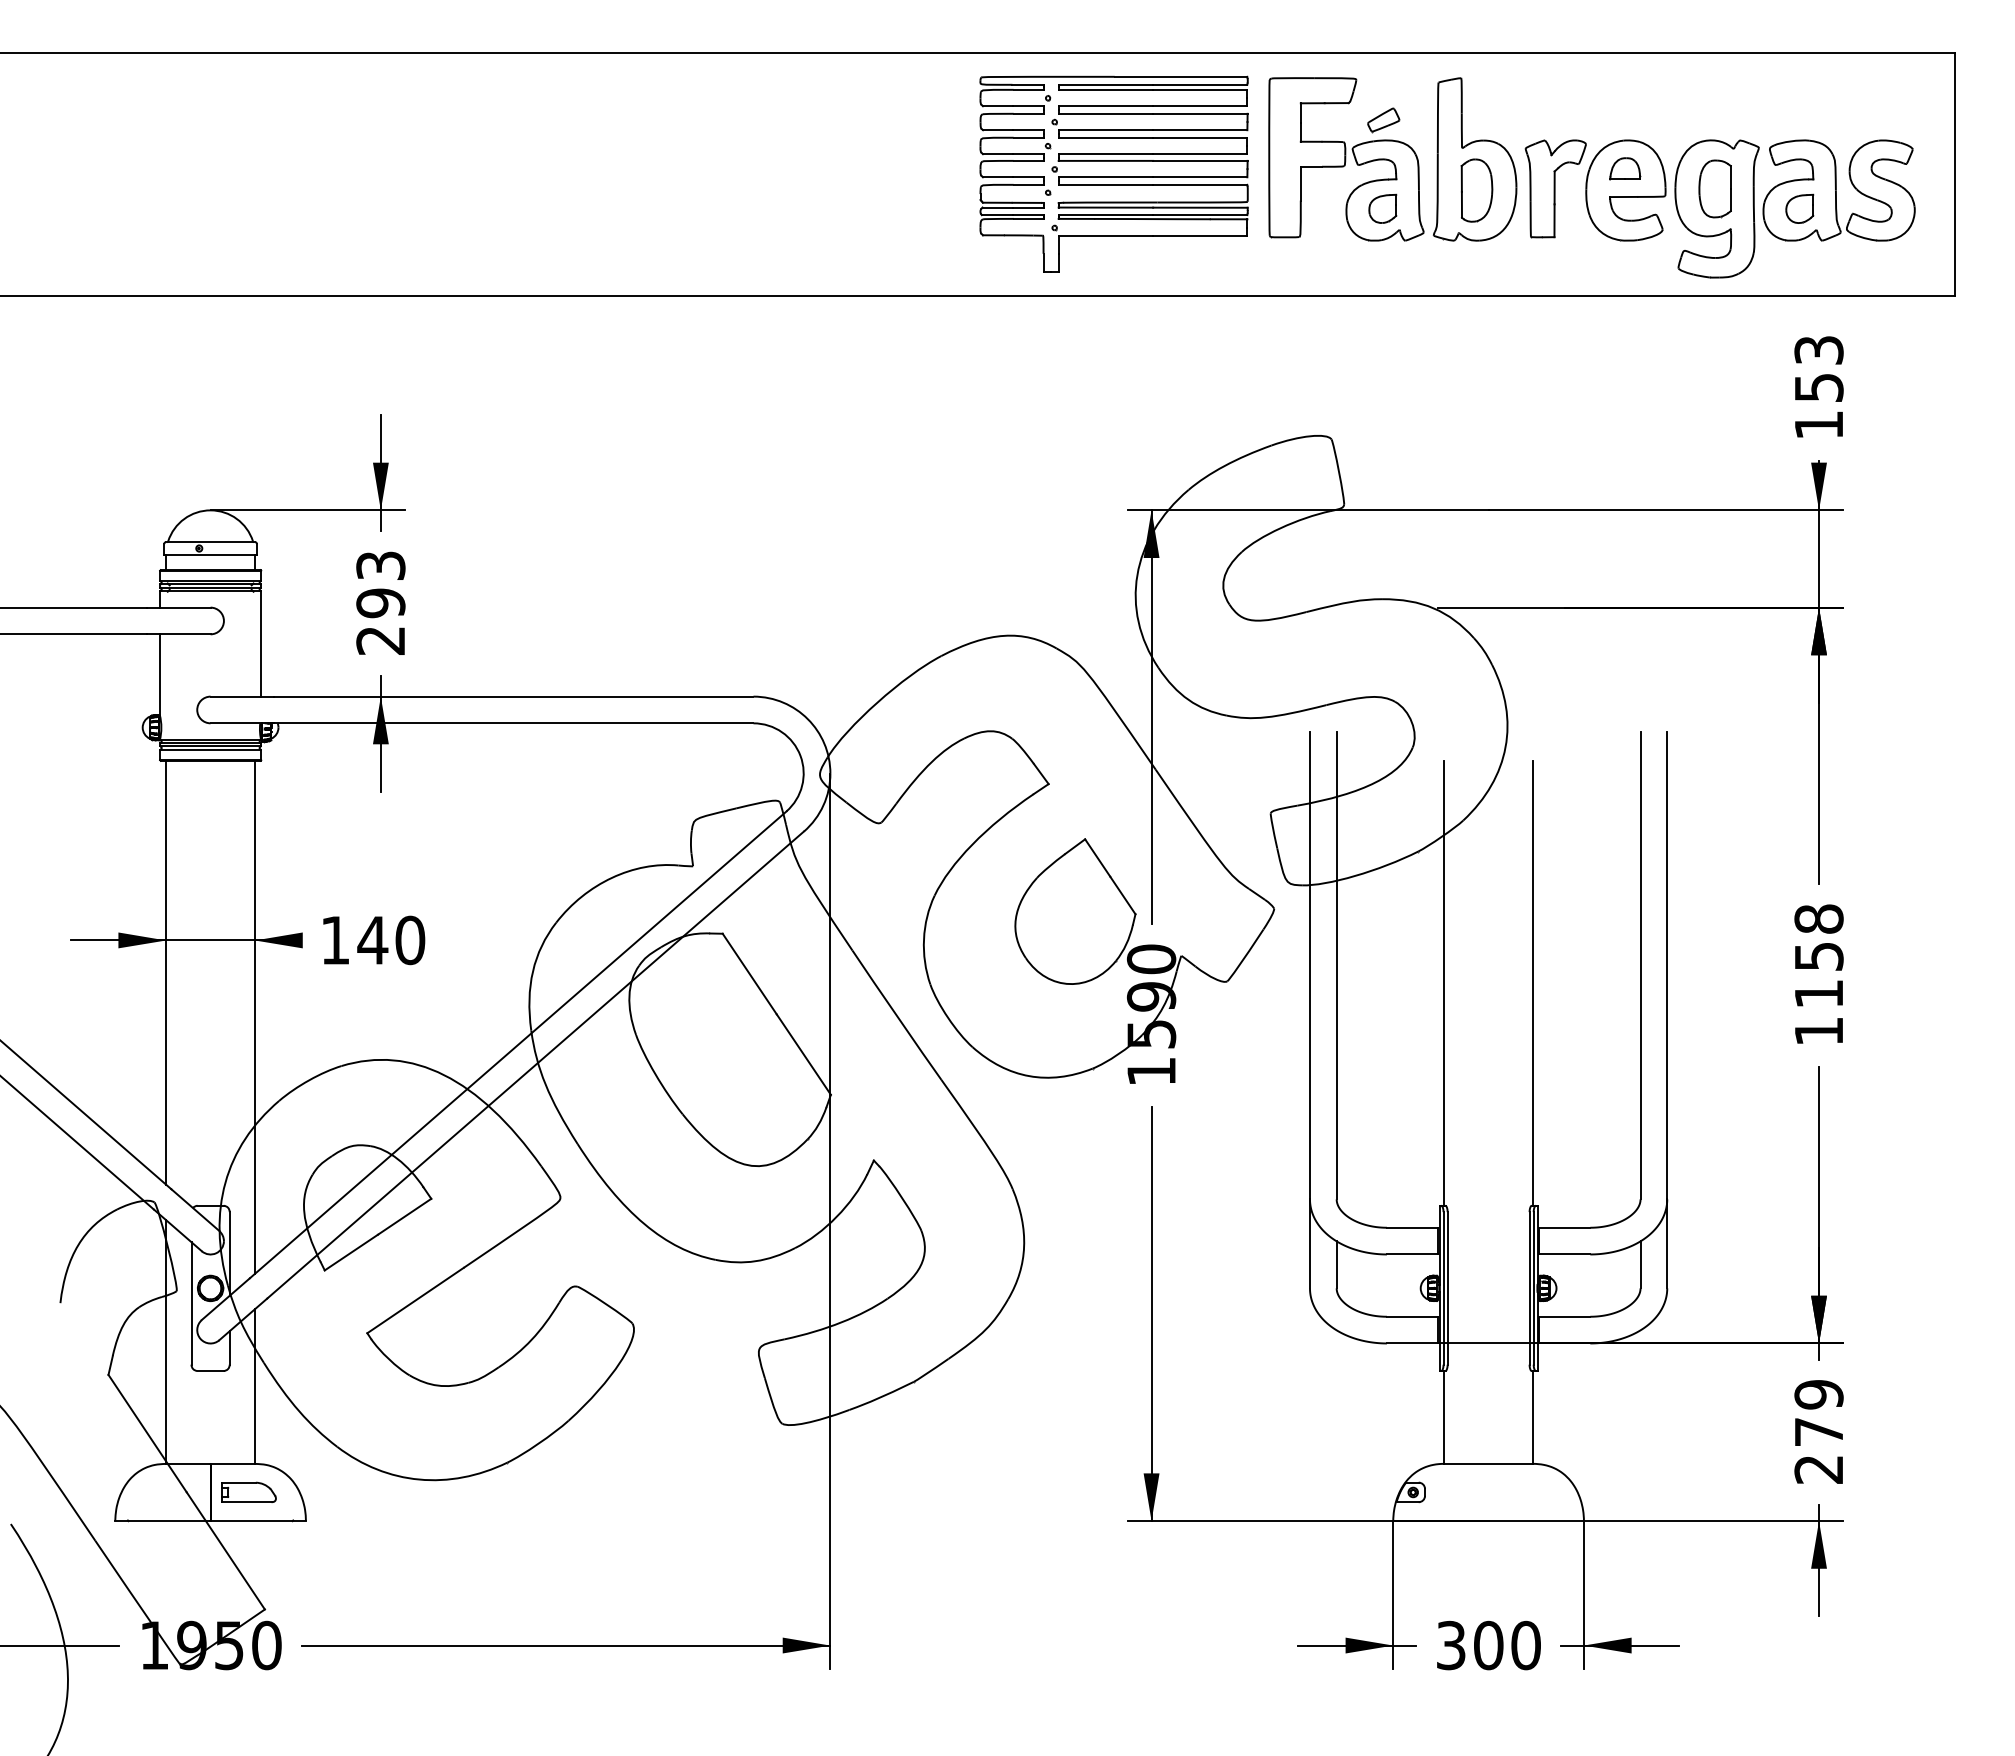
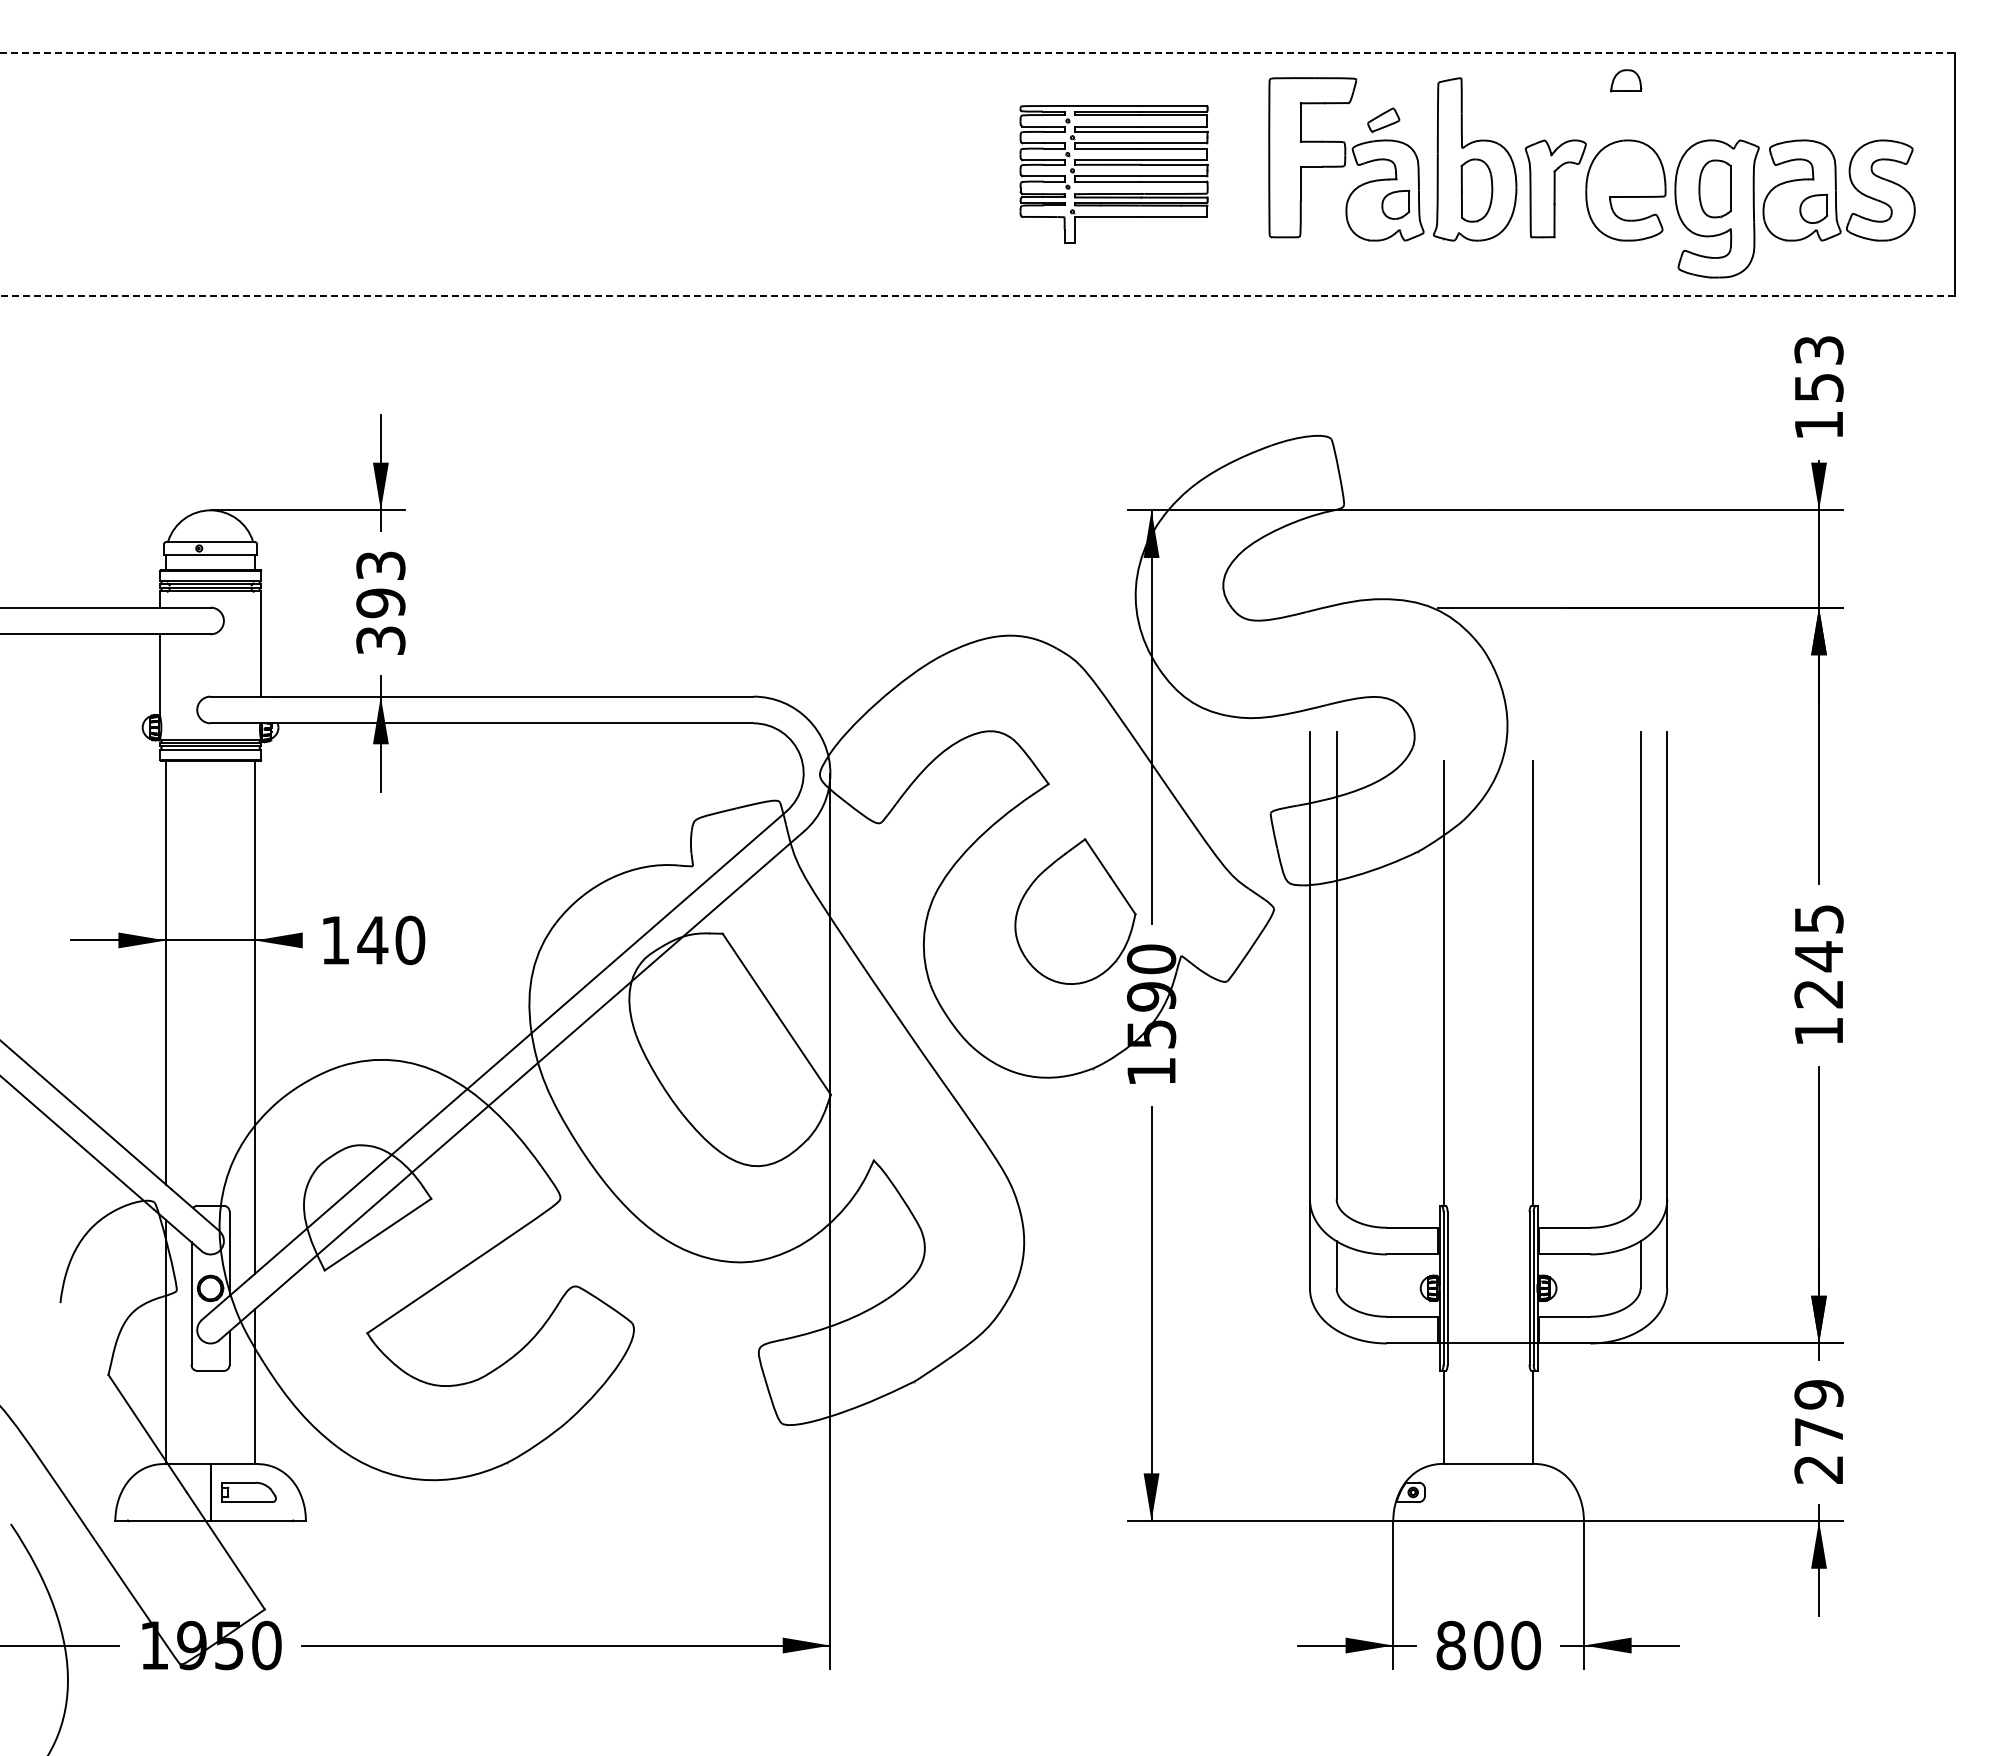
line: solid -> dashed (977, 52)
part position: (1625, 168) -> (1626, 80) (1626, 80)
part size: 270x198 px -> 190x139 px (1113, 174)
part position: (1382, 208) -> (1395, 204) (1395, 204)
part position: (1799, 208) -> (1813, 208) (1813, 208)
line: solid -> dashed (976, 296)
text: 293 -> 393 (380, 640)
text: 1158 -> 1245 (1818, 956)
text: 300 -> 800 (1450, 1645)
